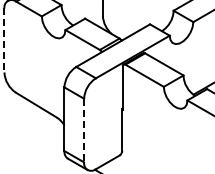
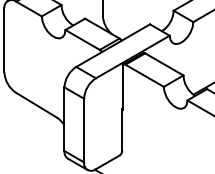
line: dashed -> solid (4, 40)
line: dashed -> solid (84, 130)
